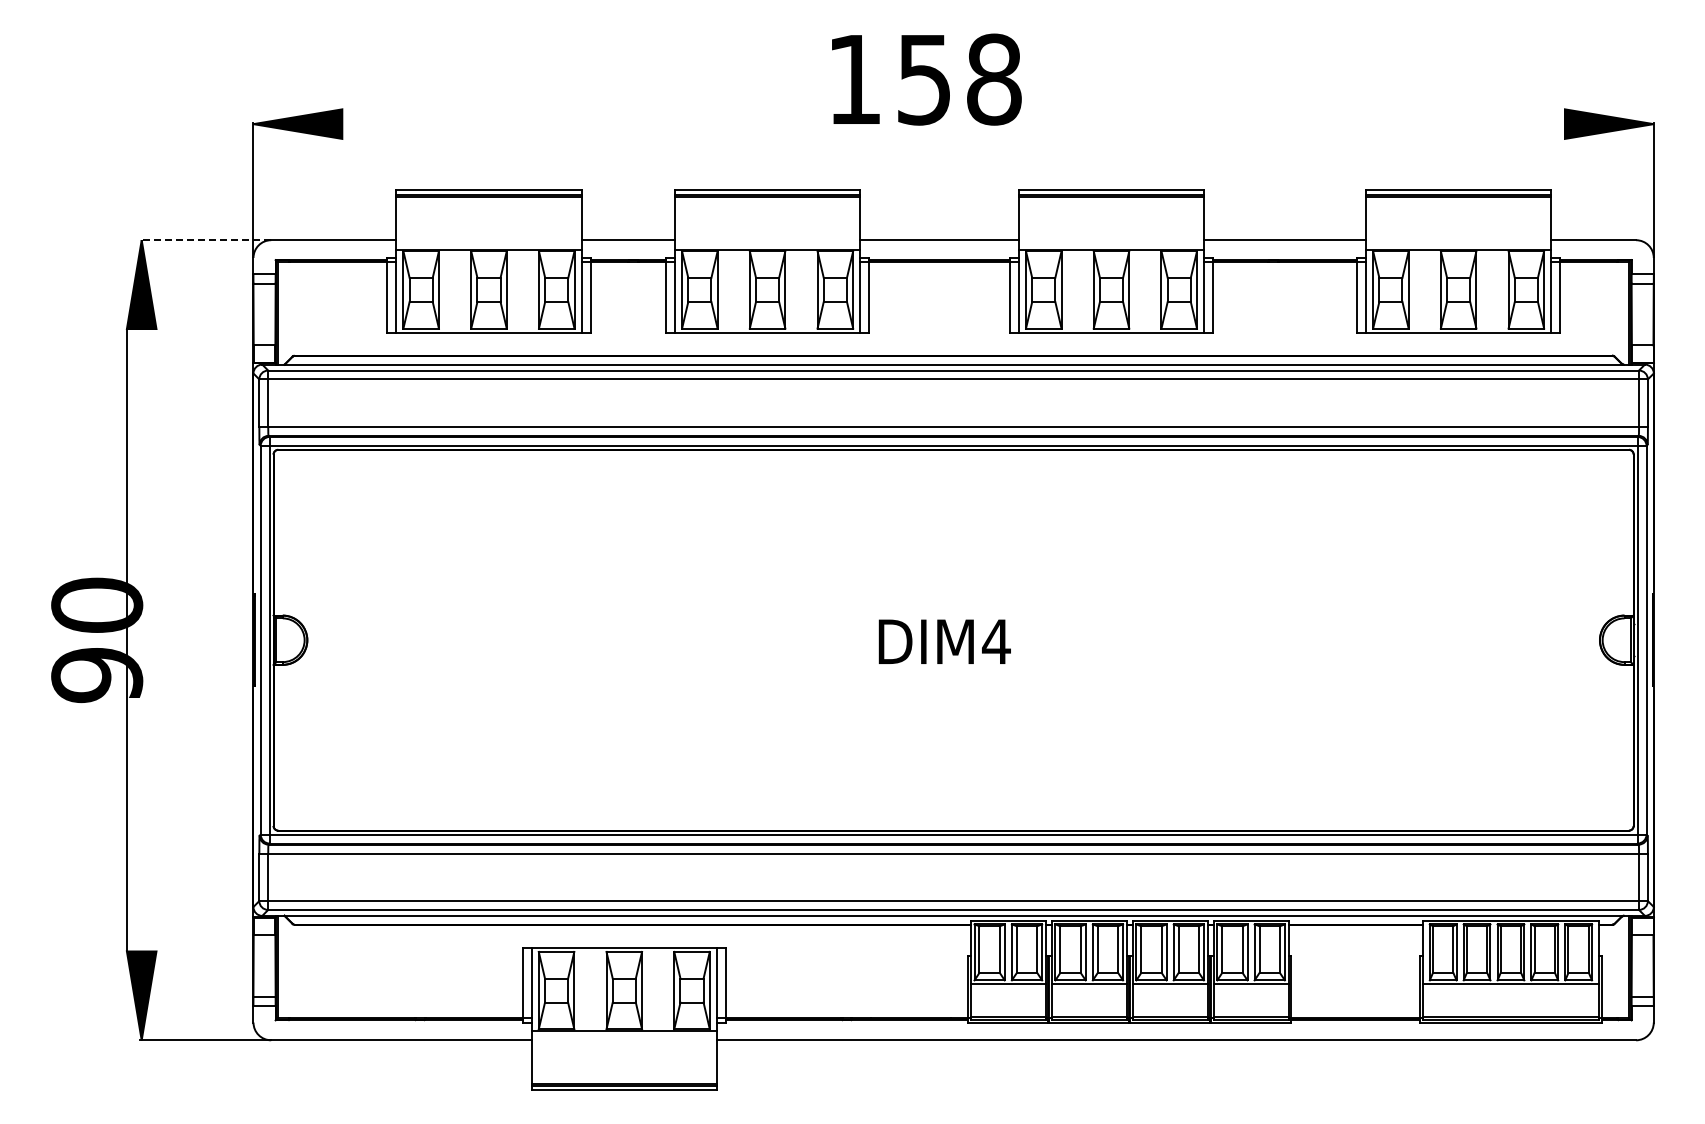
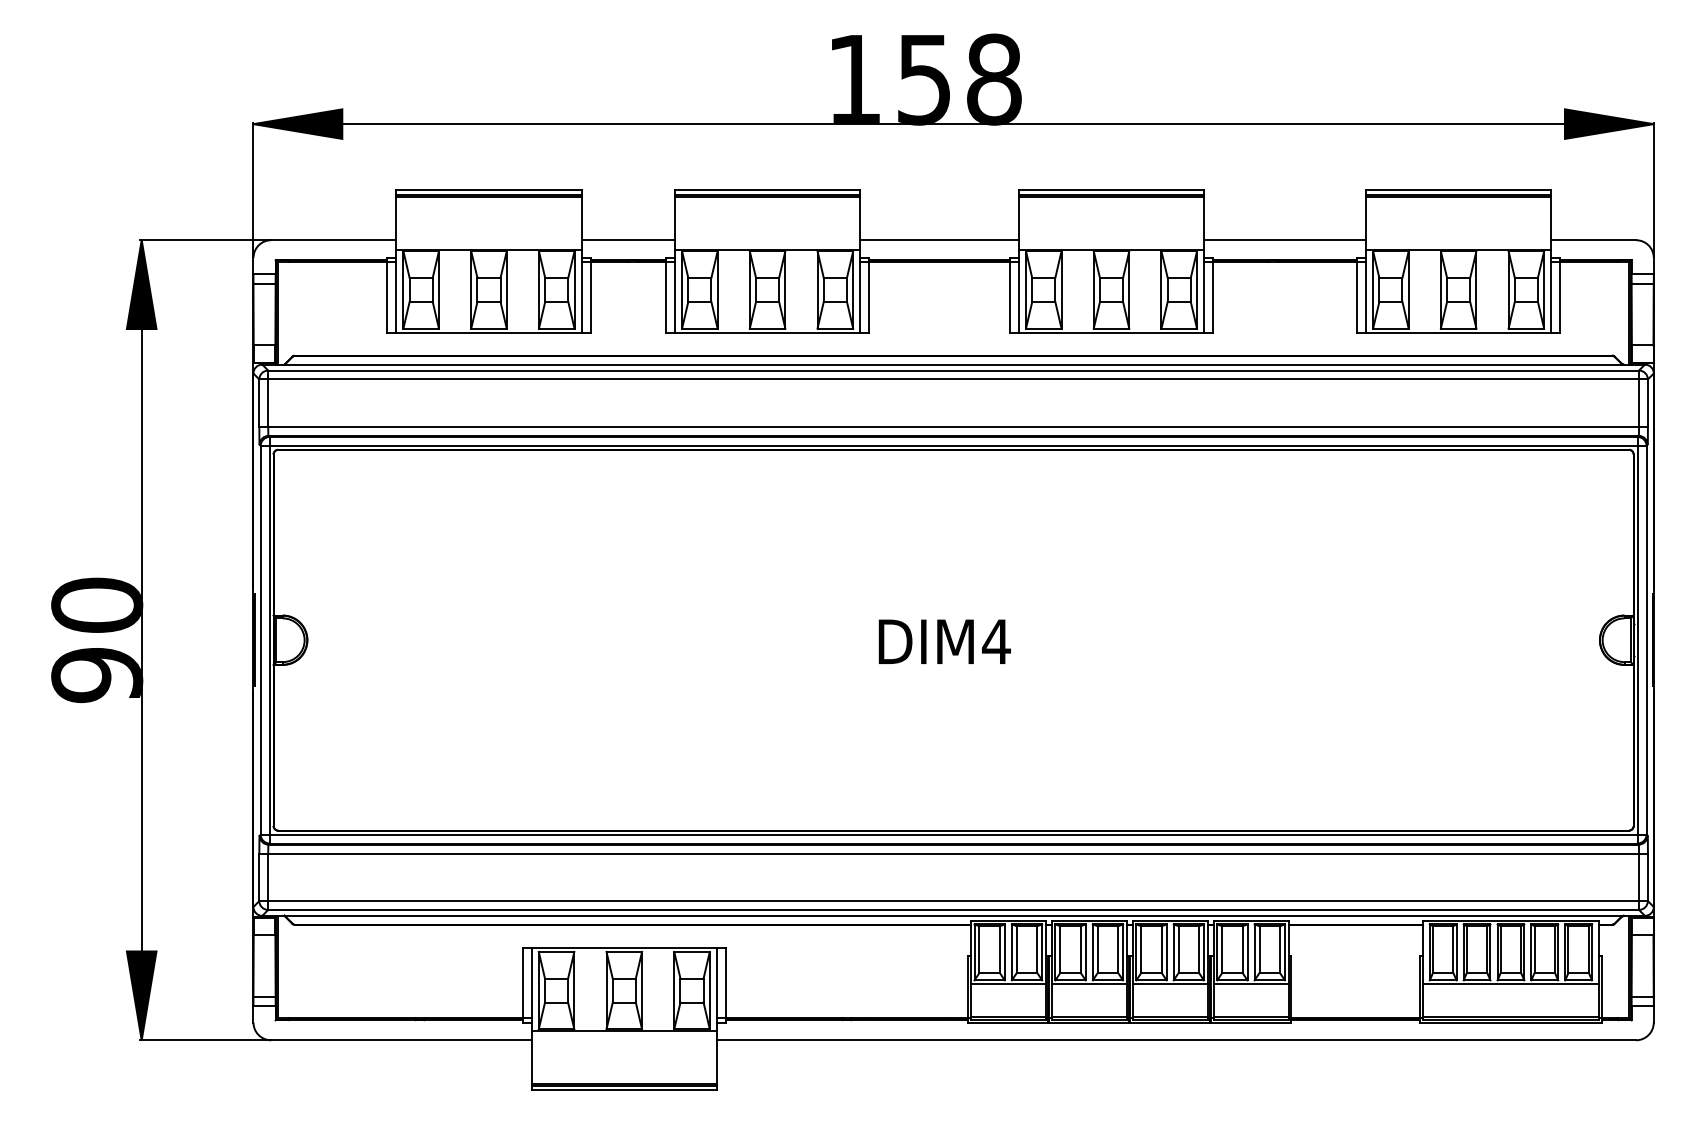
line: none -> present (953, 124)
line: dashed -> solid (204, 240)
line position: (126, 640) -> (141, 640) (141, 640)
